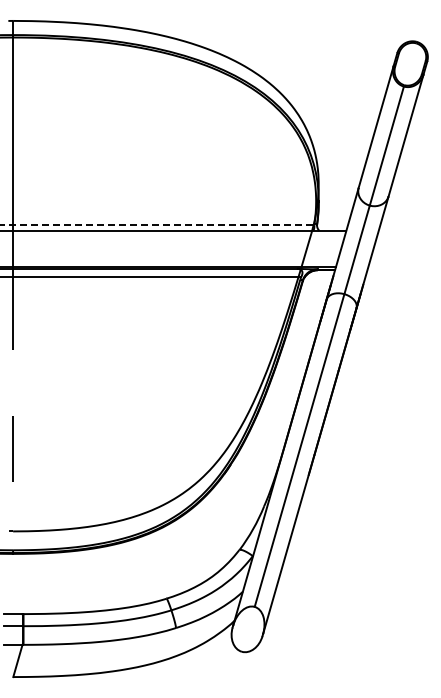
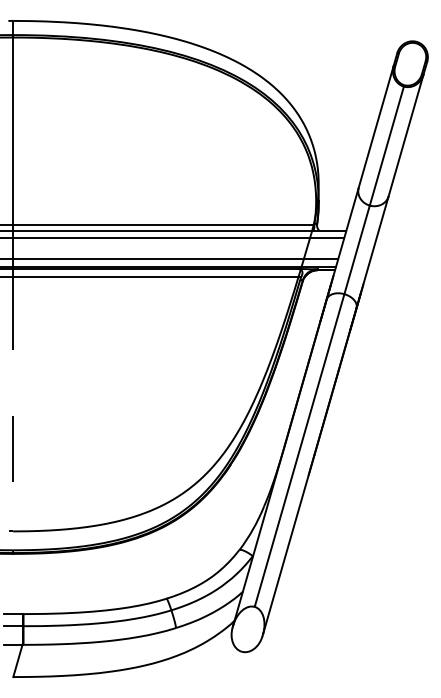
line: dashed -> solid (157, 225)
line: none -> present (173, 238)
line: none -> present (170, 259)
